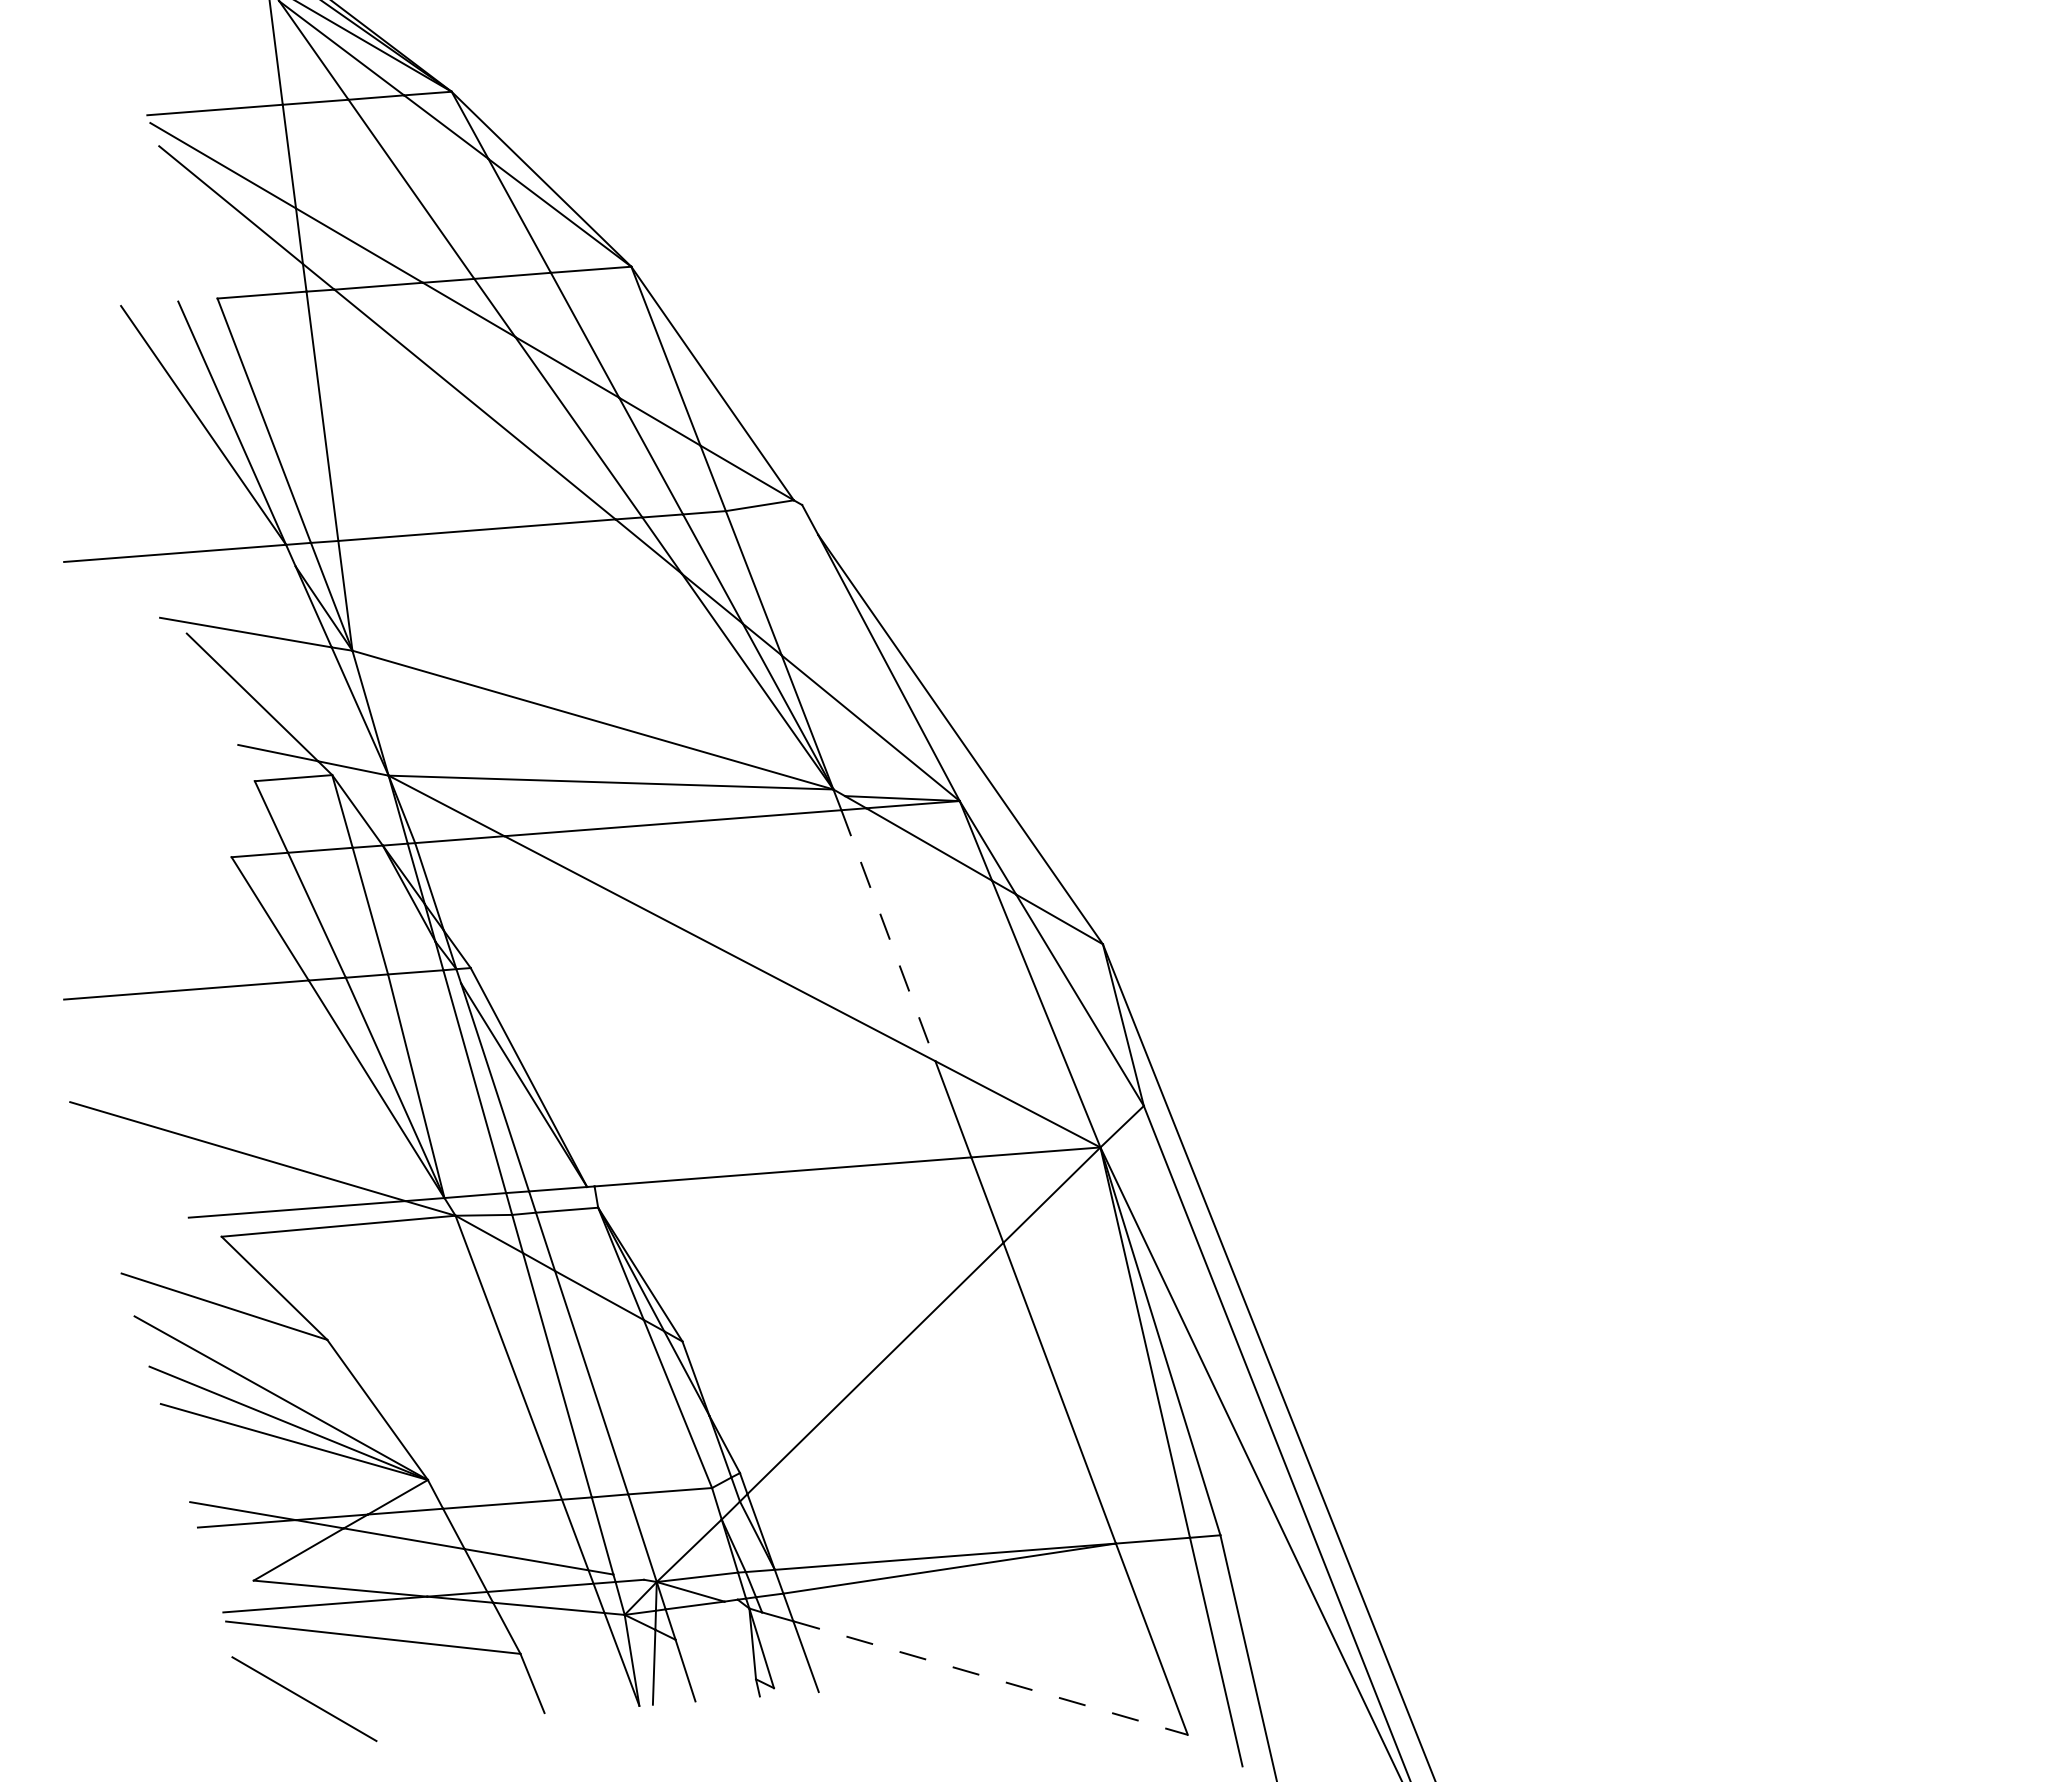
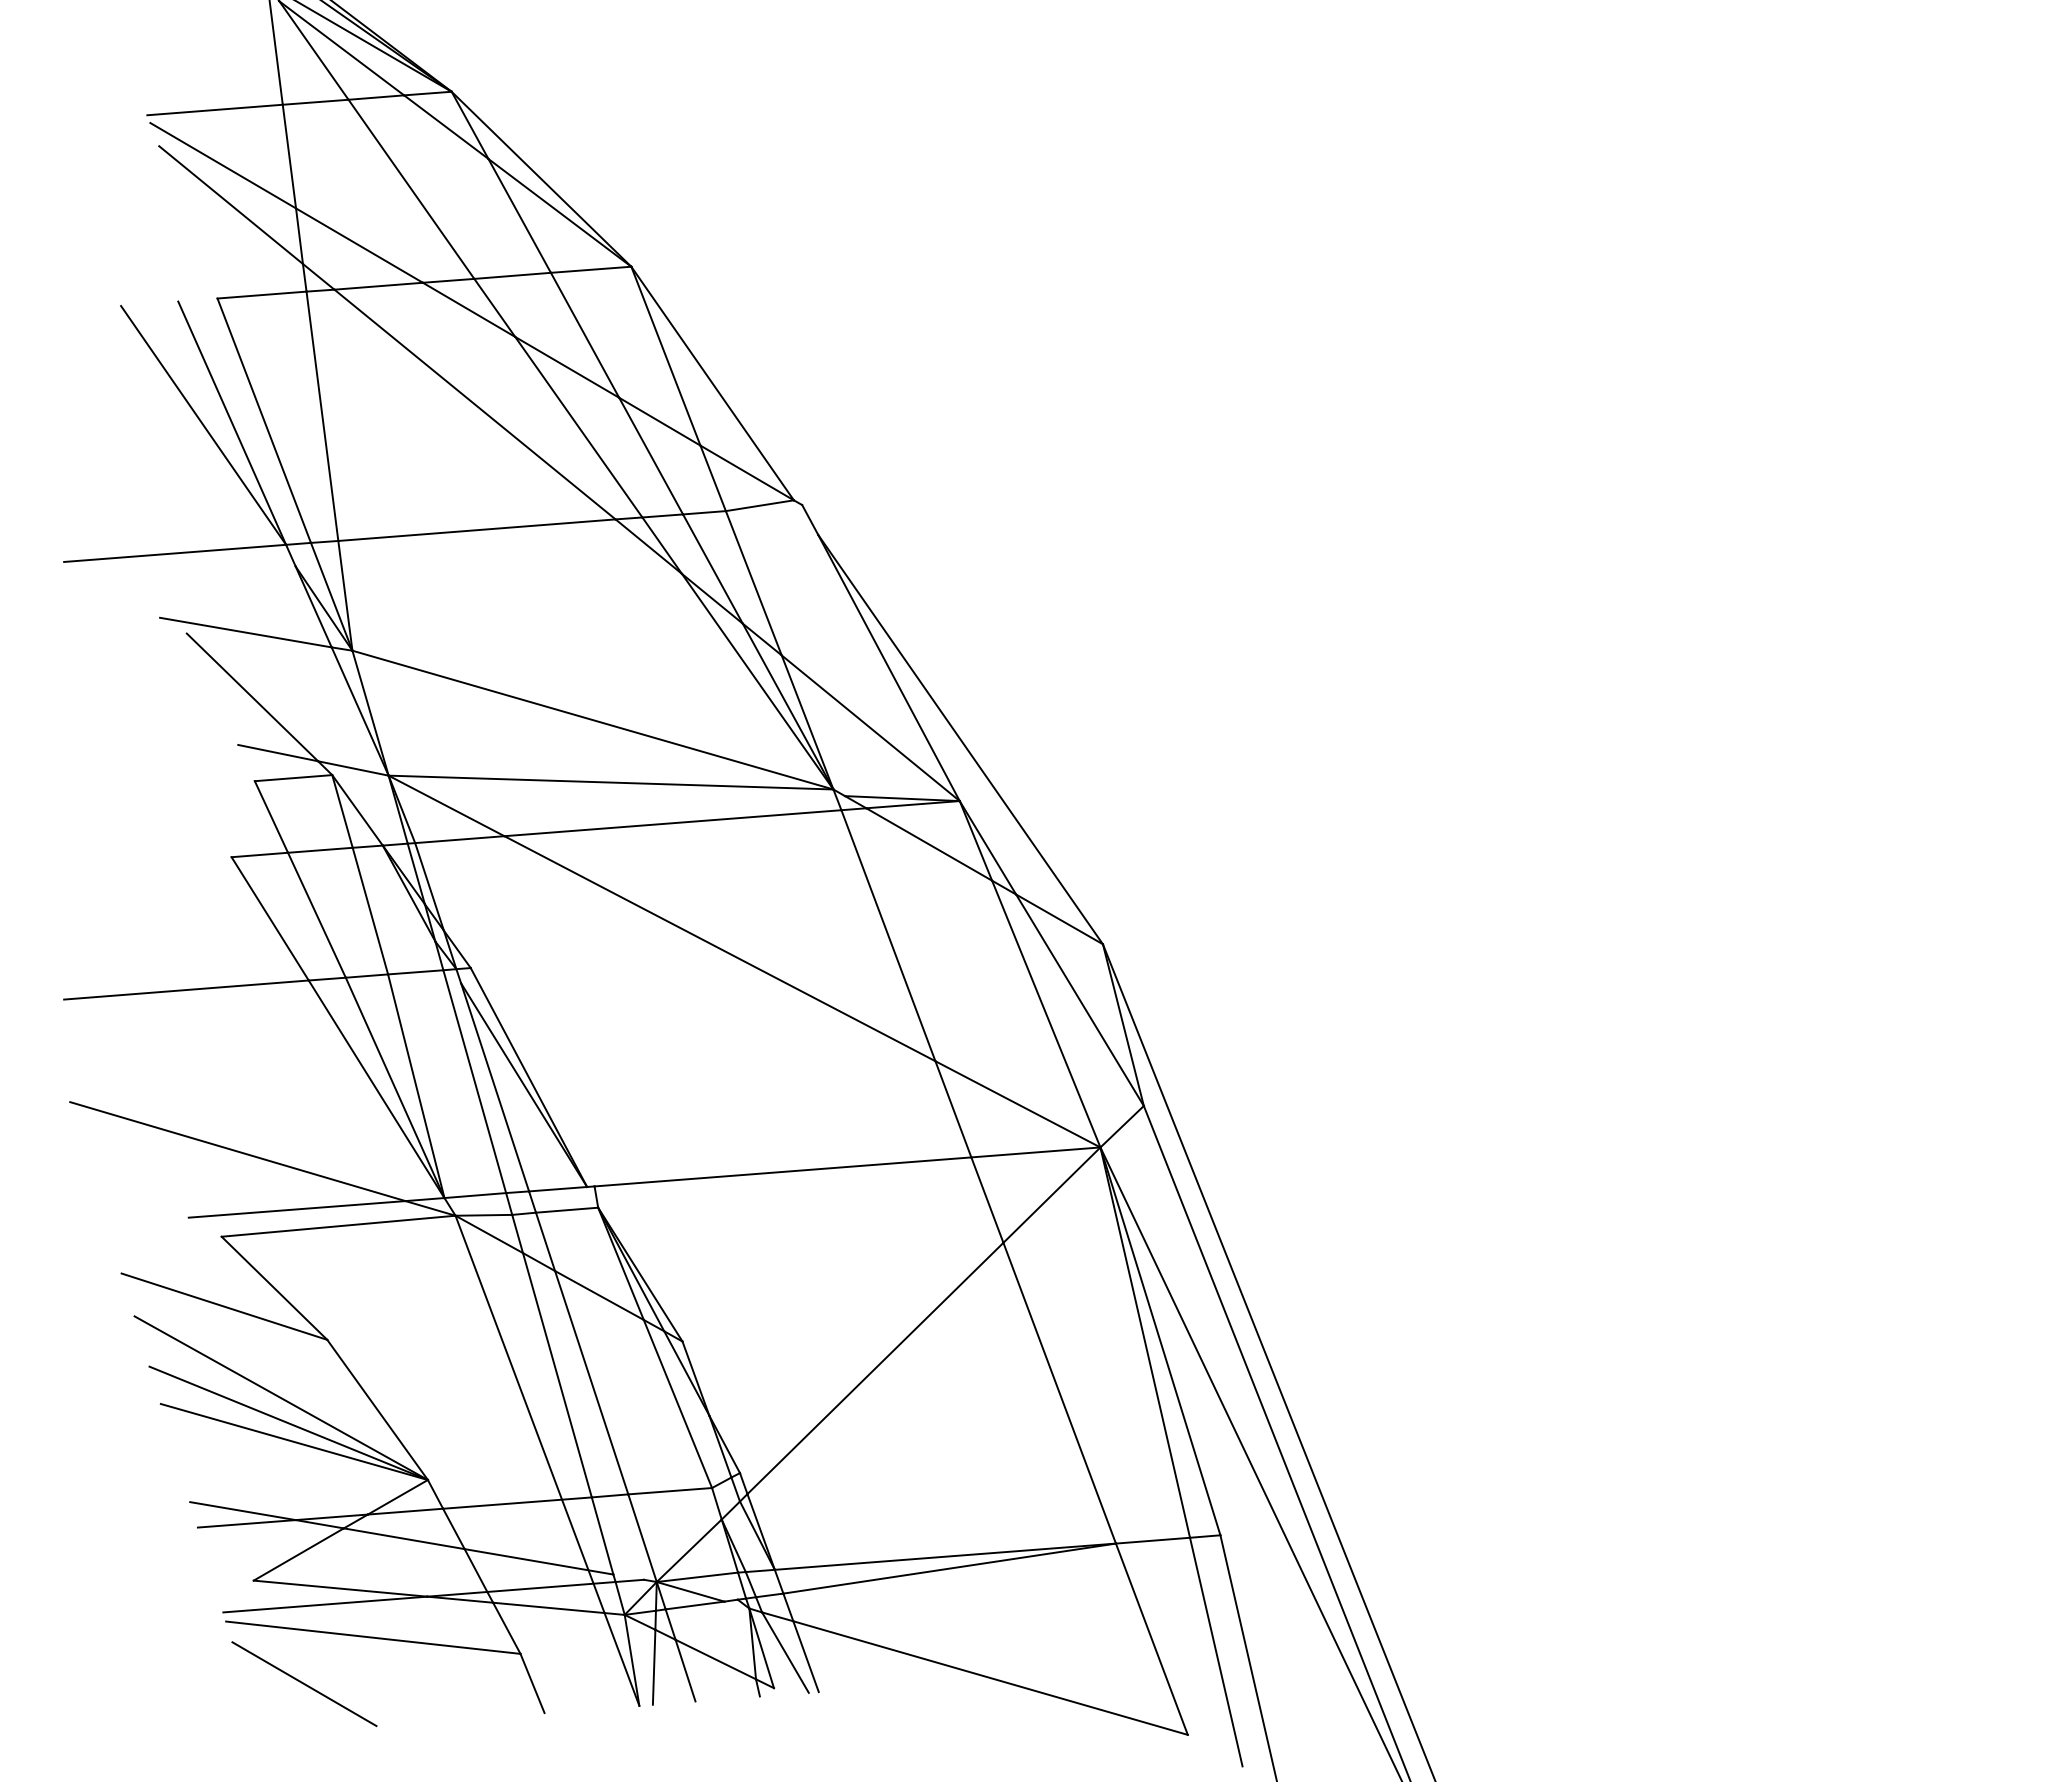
line: dashed -> solid (888, 936)
line: none -> present (785, 1652)
line: none -> present (715, 1659)
line: dashed -> solid (991, 1678)
line position: (304, 1699) -> (304, 1684) (304, 1684)
